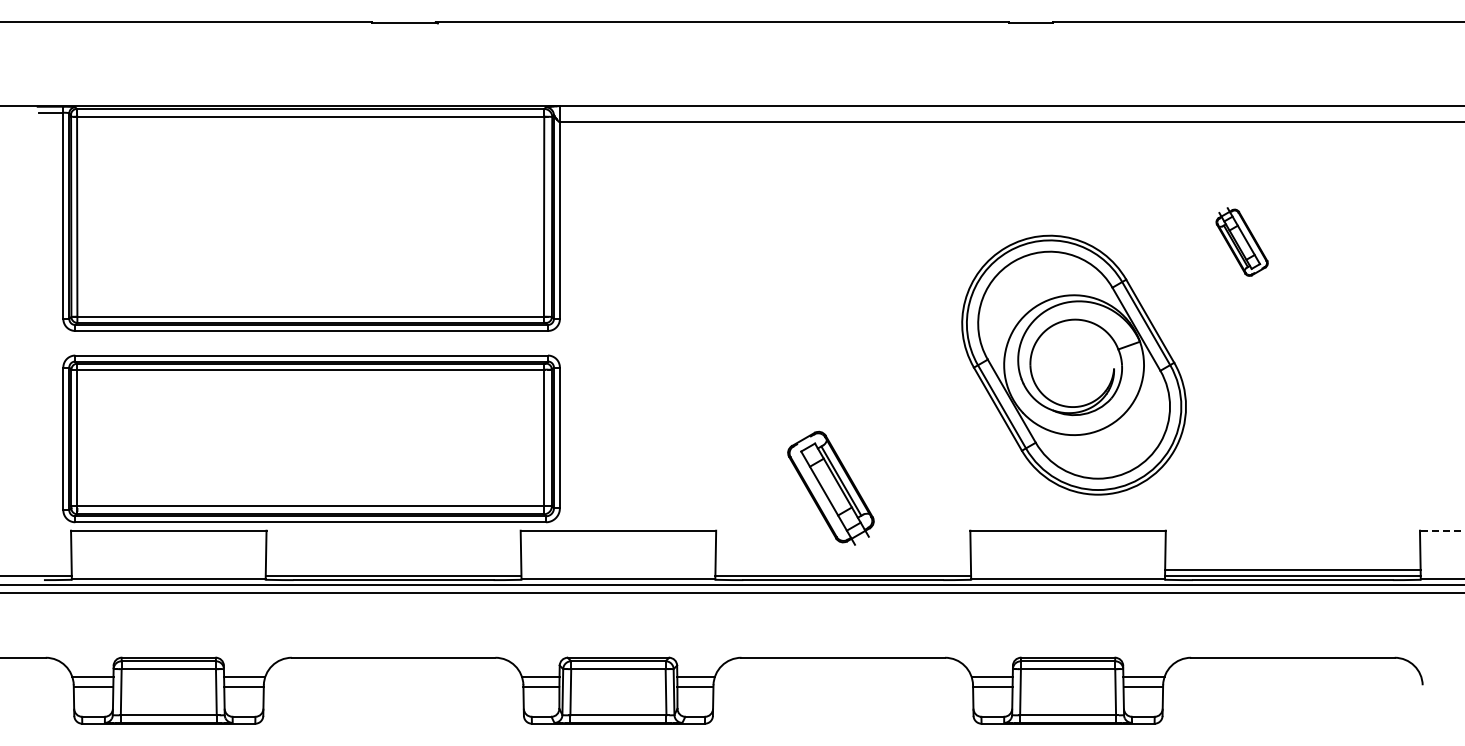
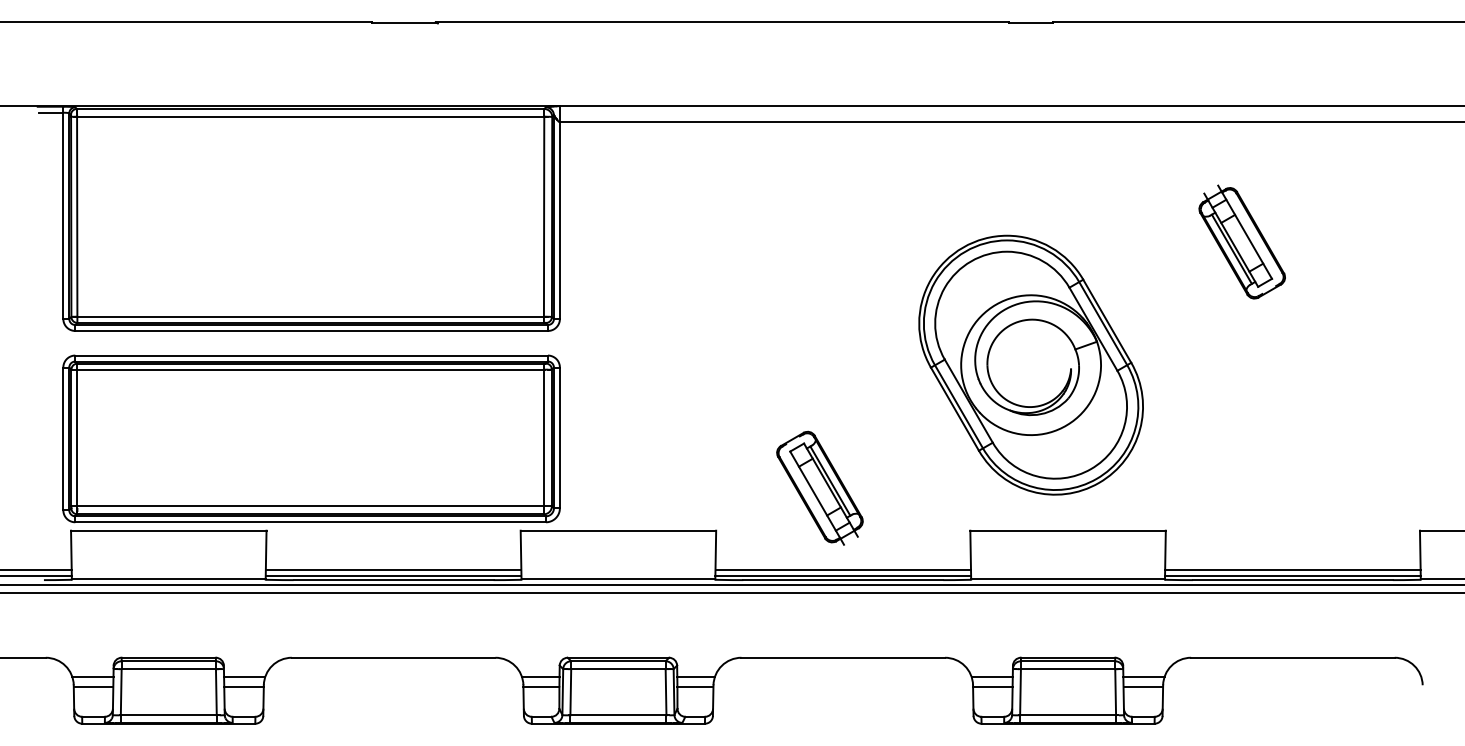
part size: 54x70 px -> 88x116 px (1241, 241)
part position: (1073, 364) -> (1030, 364) (1030, 364)
part position: (830, 487) -> (819, 487) (819, 487)
line: dashed -> solid (1441, 530)
line: none -> present (36, 569)
line: none -> present (393, 569)
line: none -> present (843, 569)
